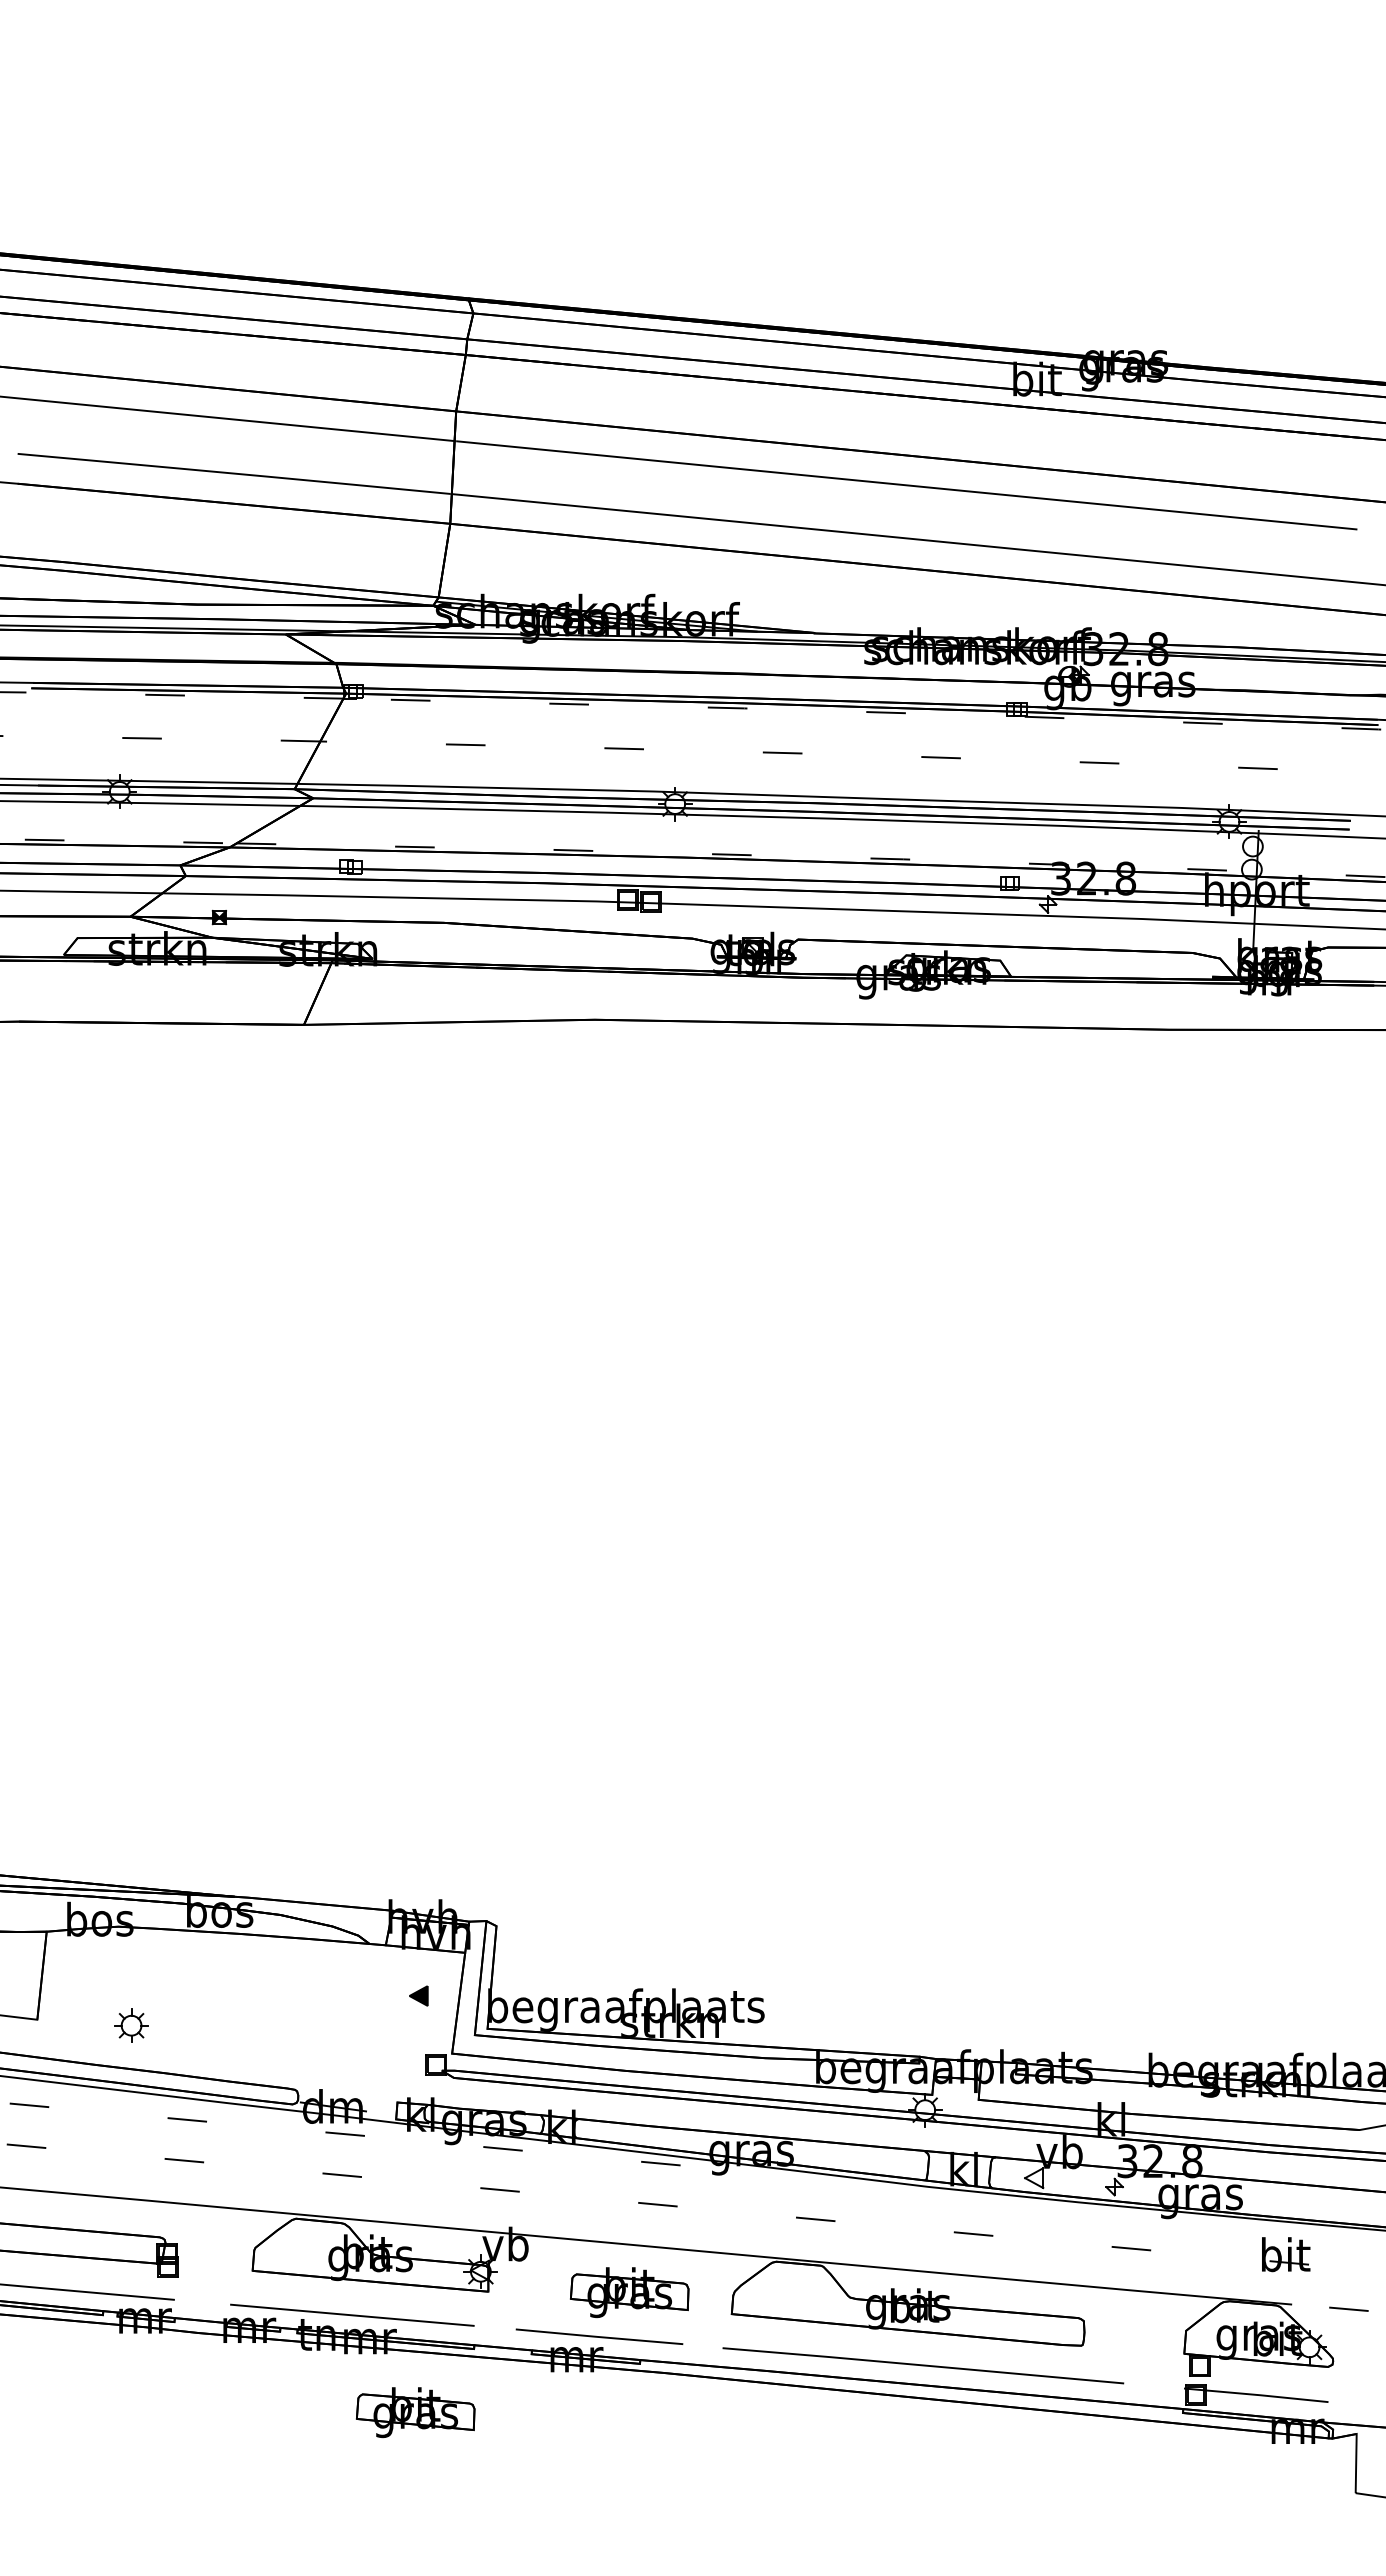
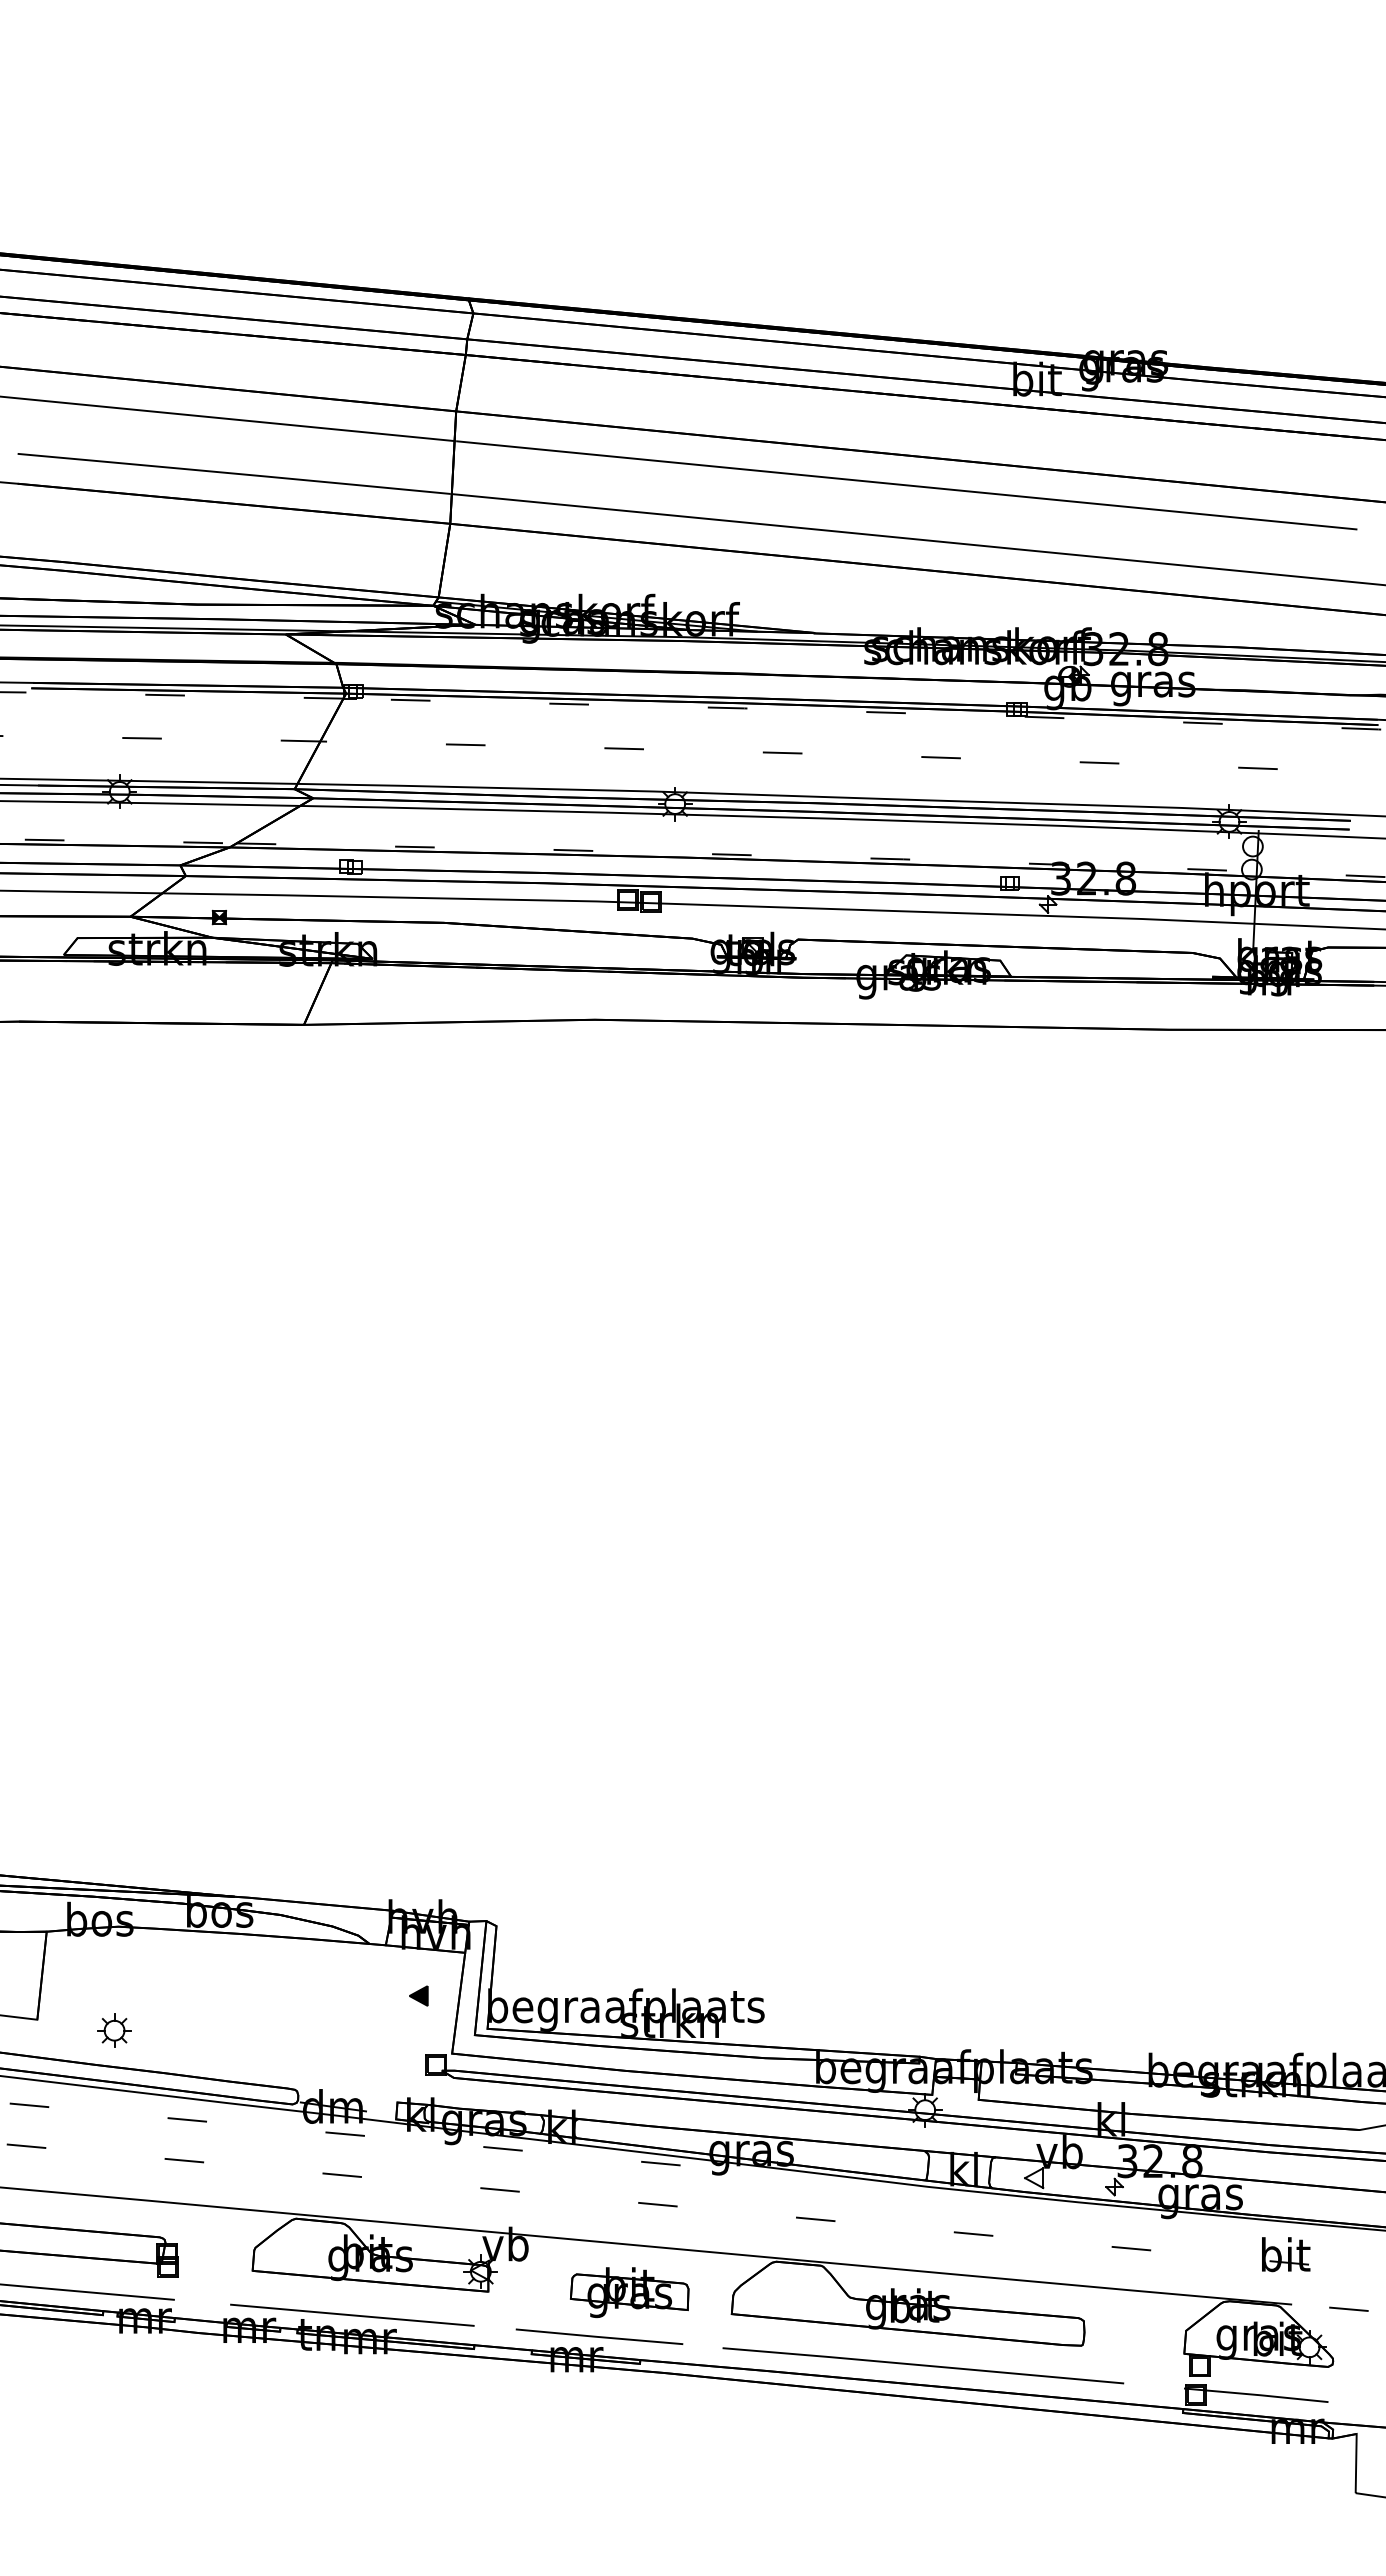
part position: (131, 2025) -> (114, 2030) (114, 2030)
part: present -> none (415, 2412)
